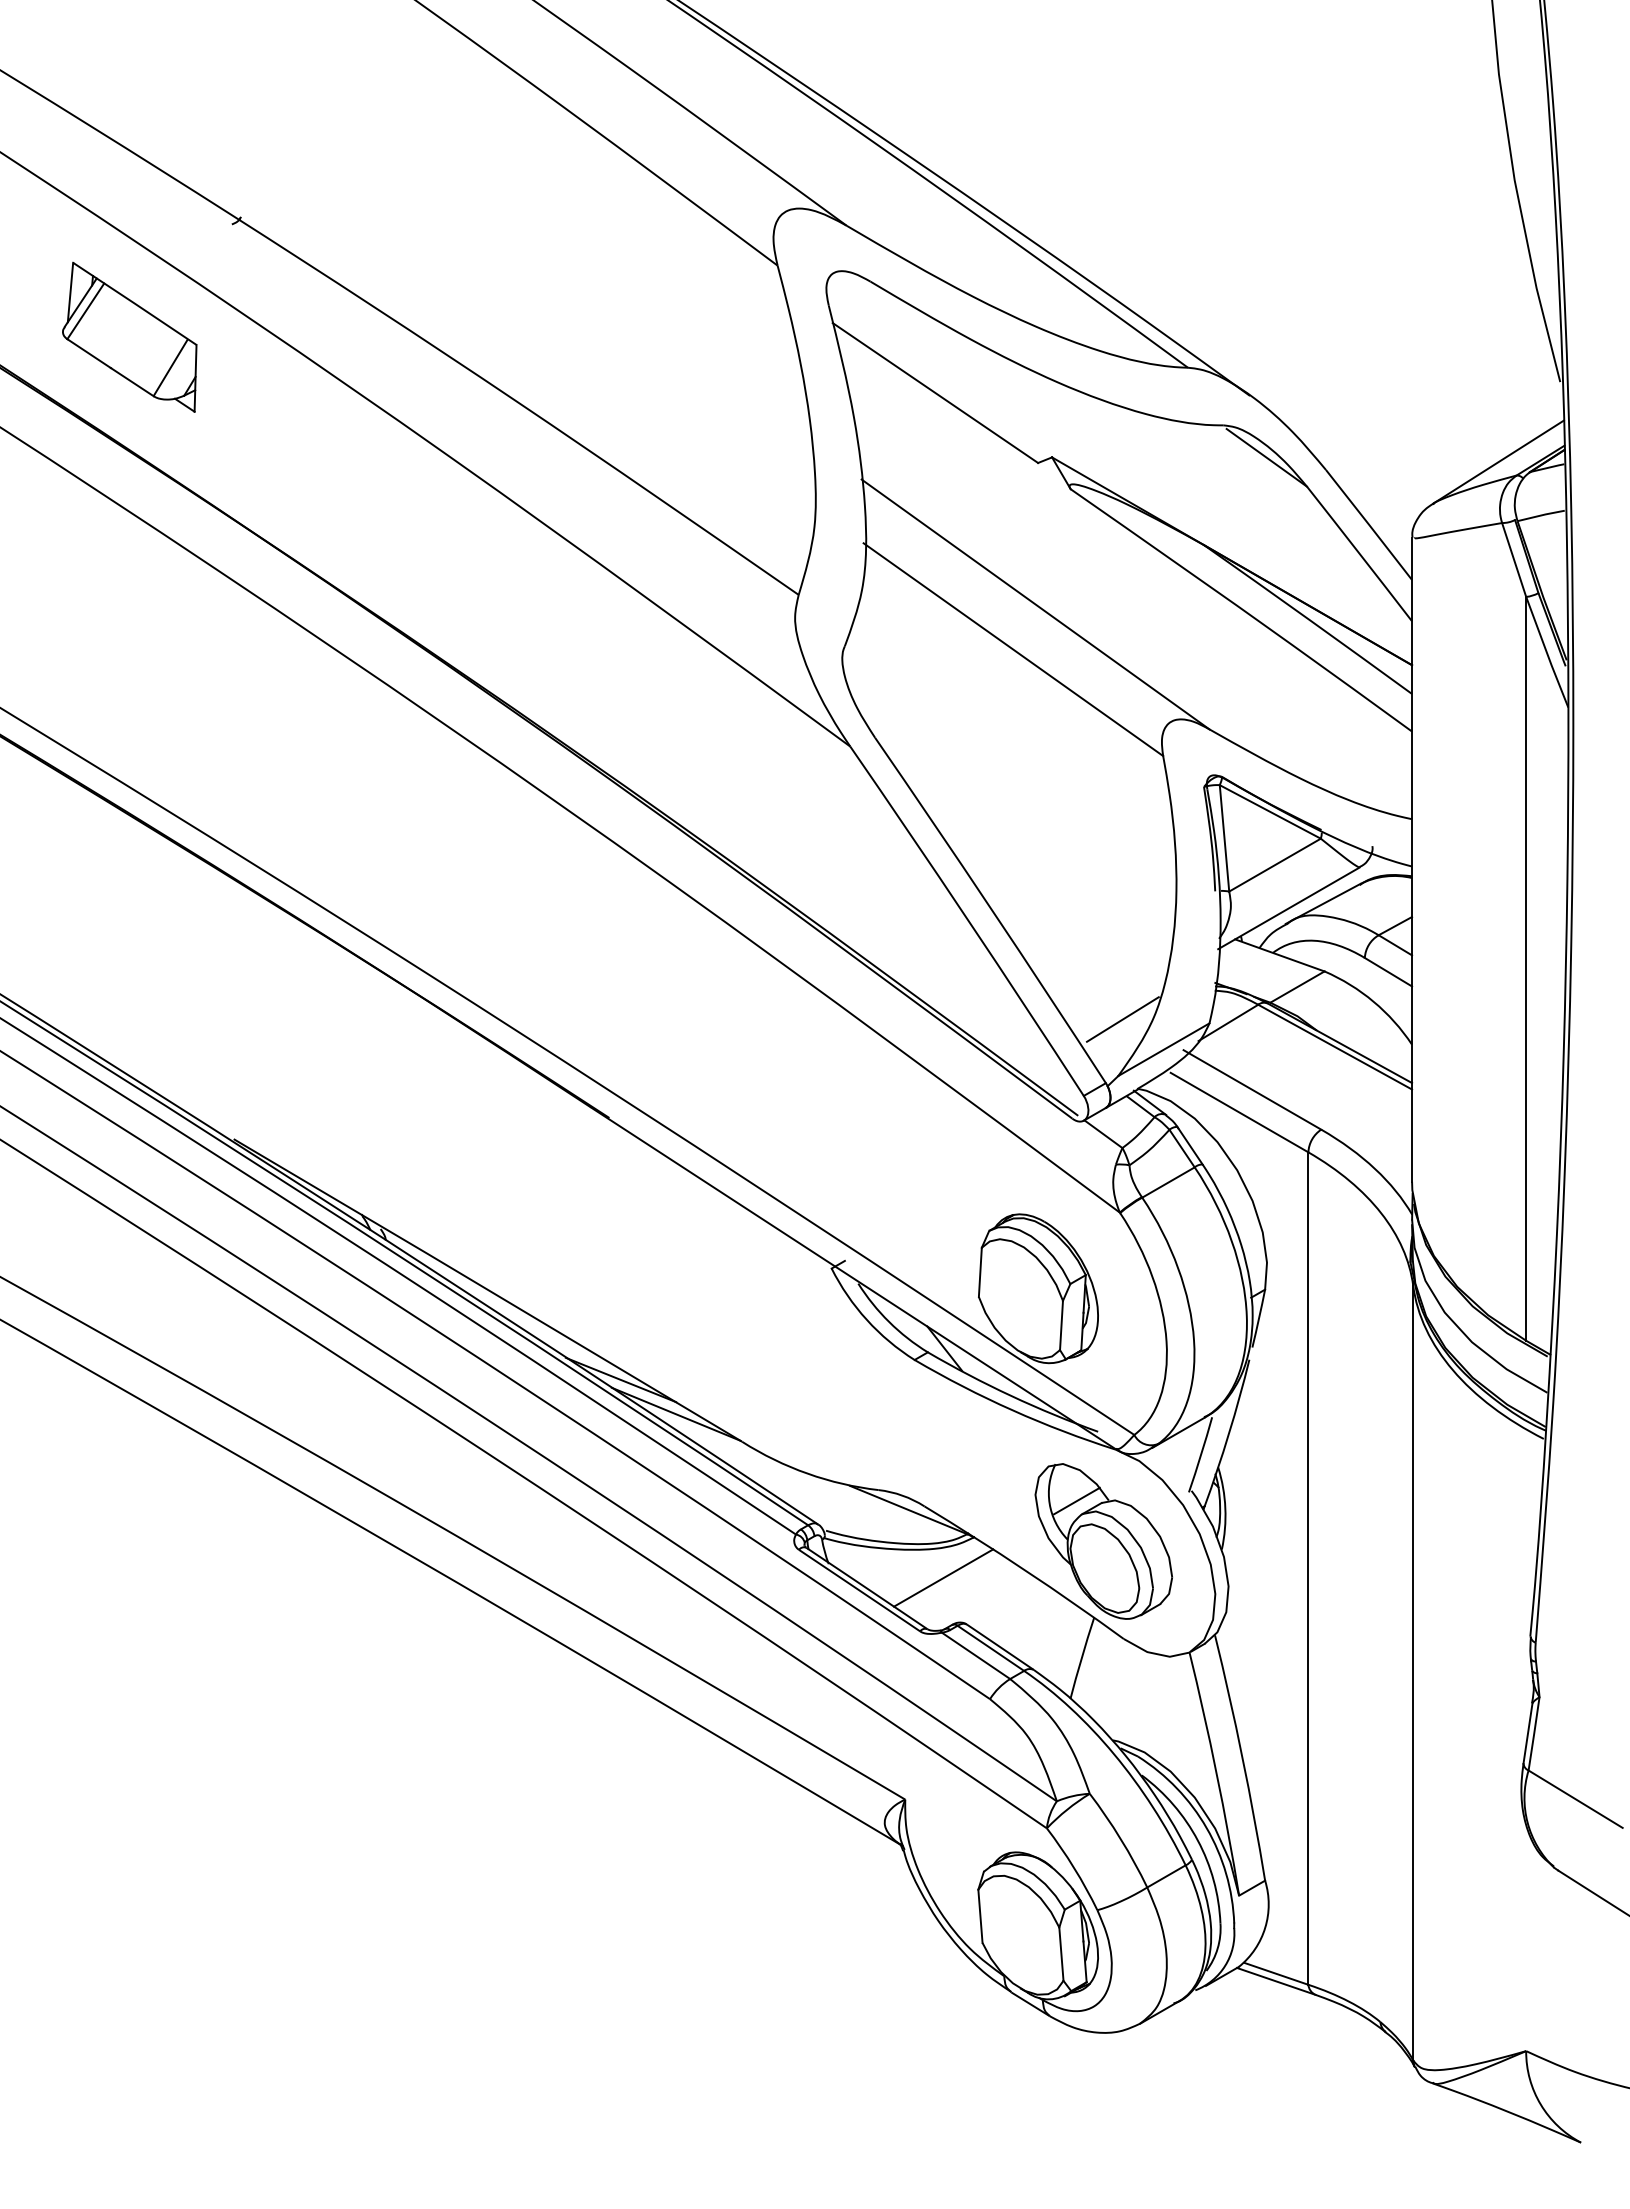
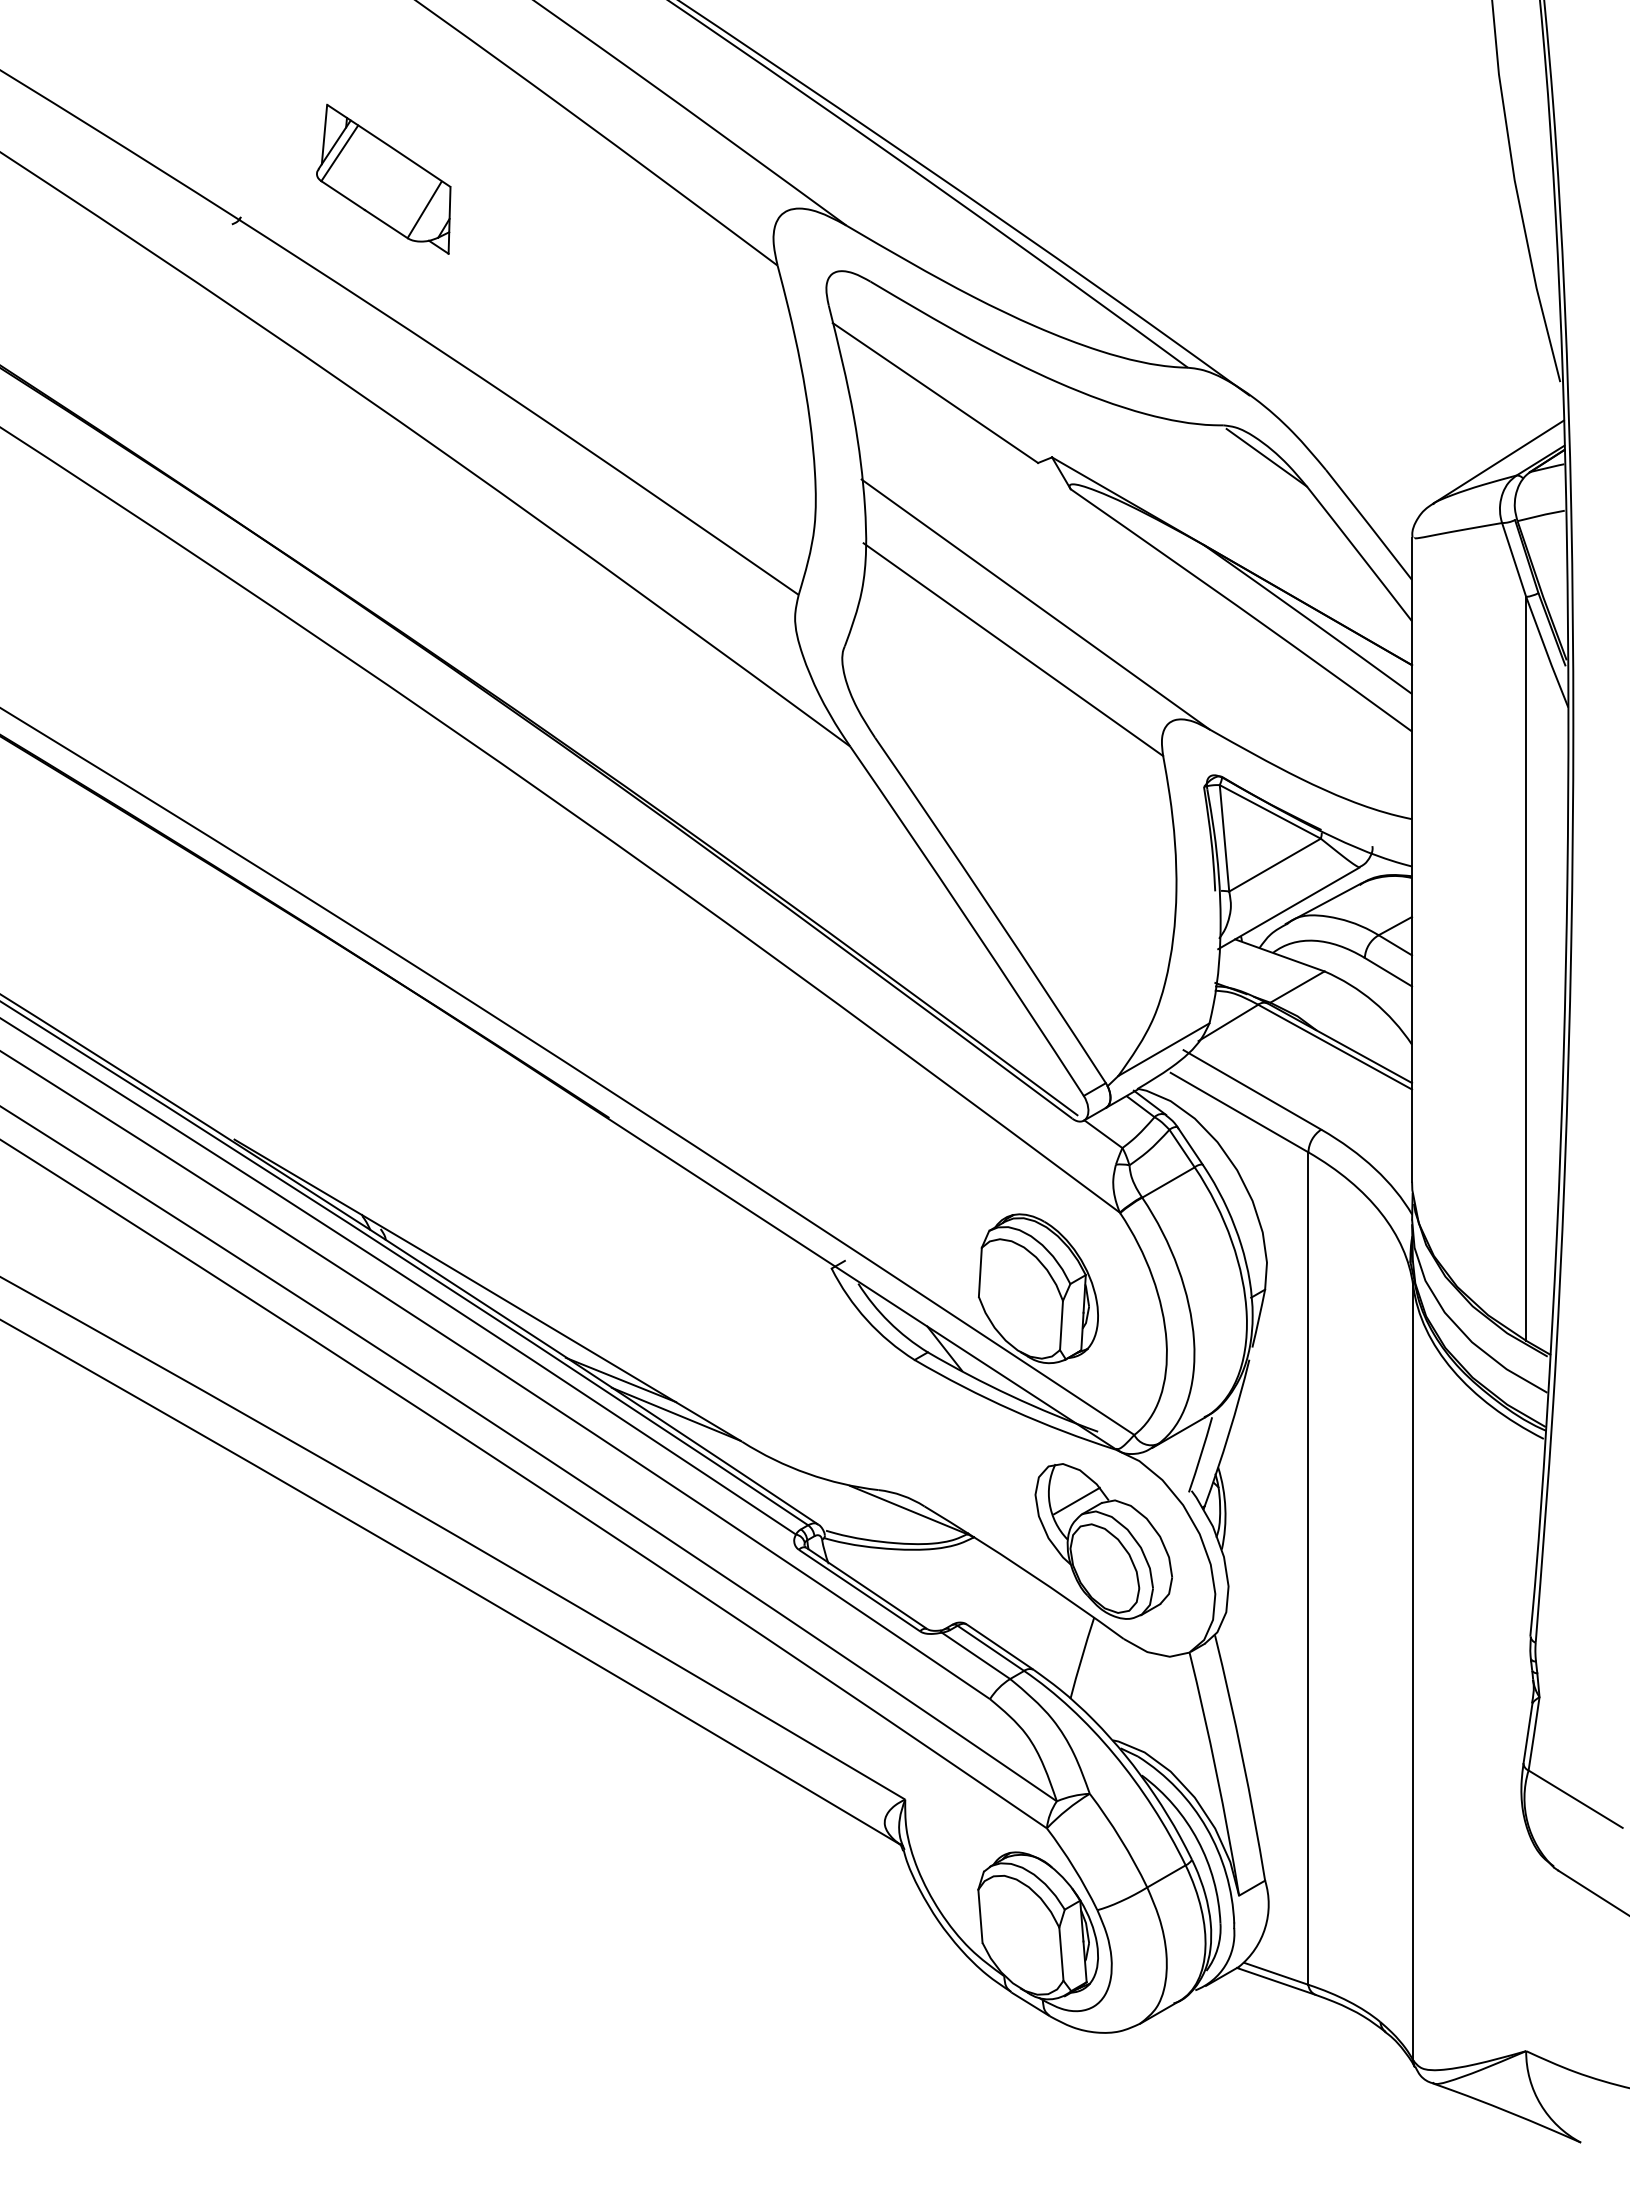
part position: (129, 336) -> (383, 178) (383, 178)
line: present -> none (1122, 1019)
line: present -> none (943, 1577)
